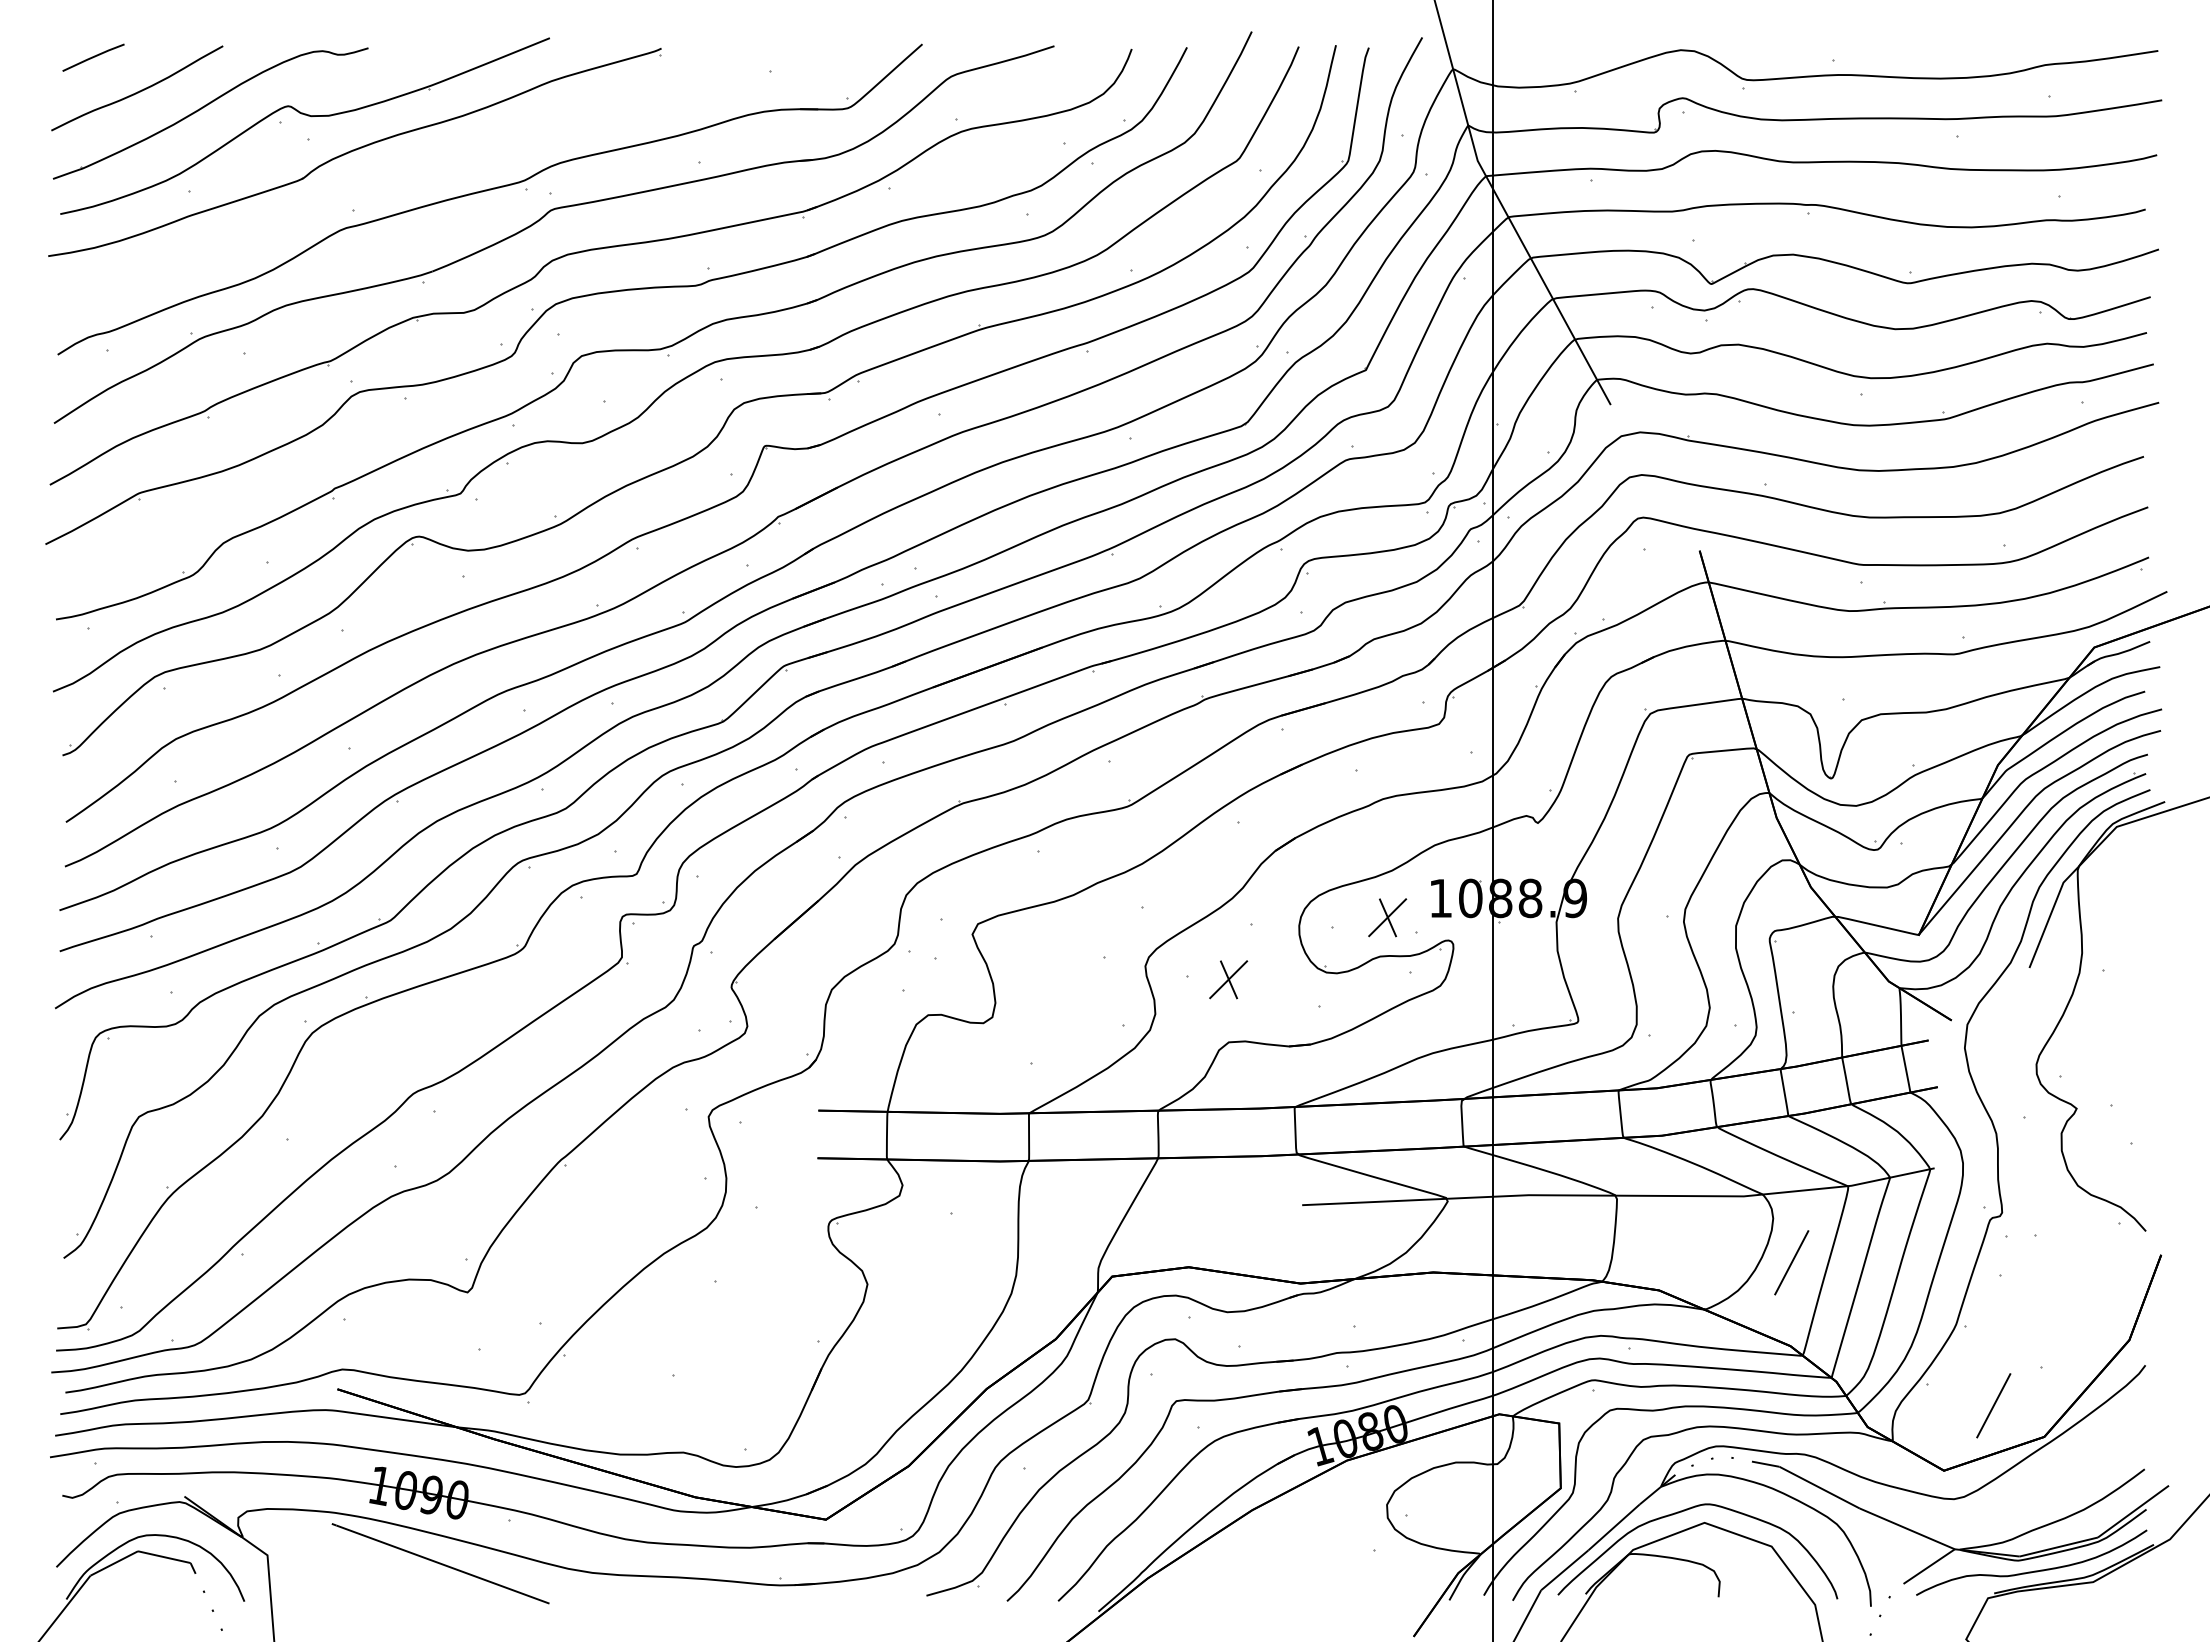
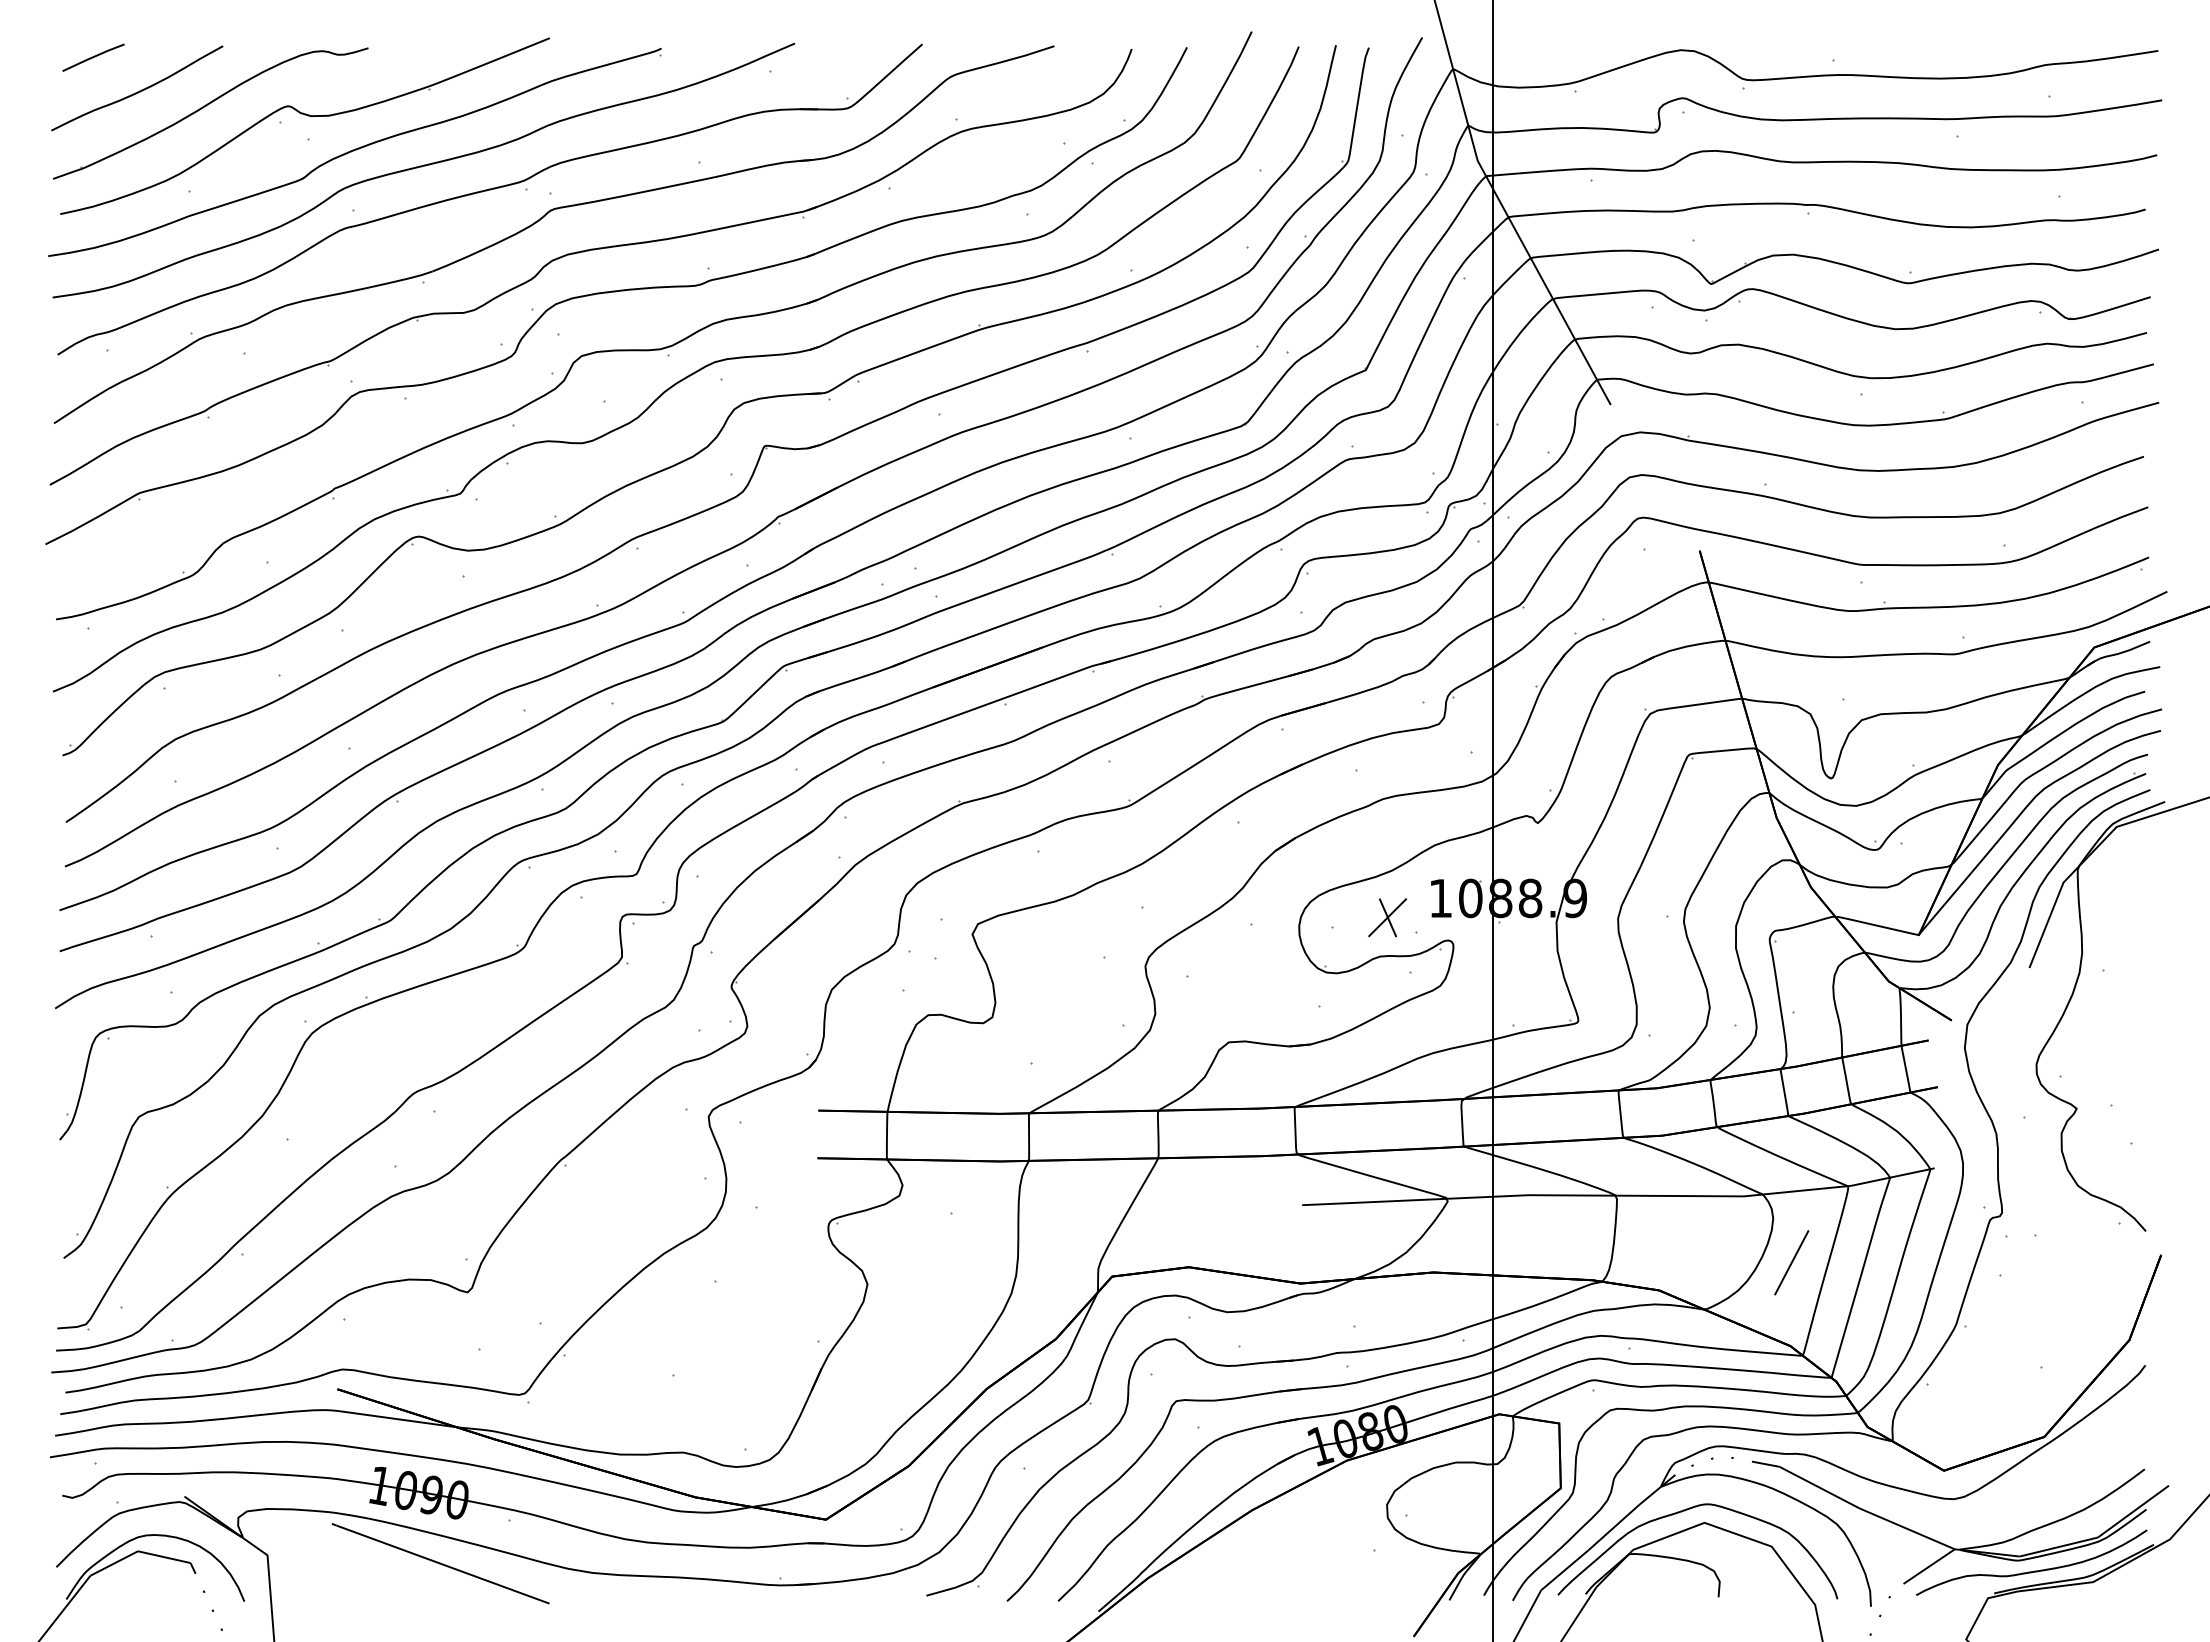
curve: none -> present (421, 167)
part: present -> none (1228, 979)
line: present -> none (1993, 1405)
